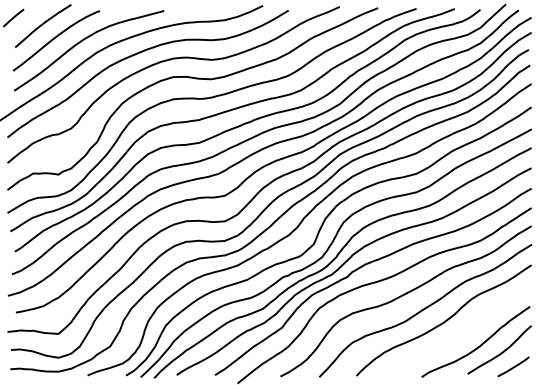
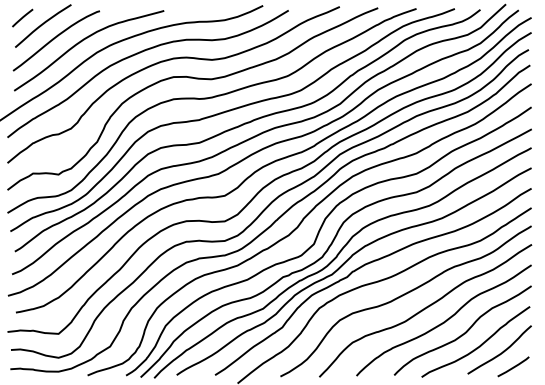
line position: (13, 17) -> (22, 17) (22, 17)
curve: none -> present (464, 332)
